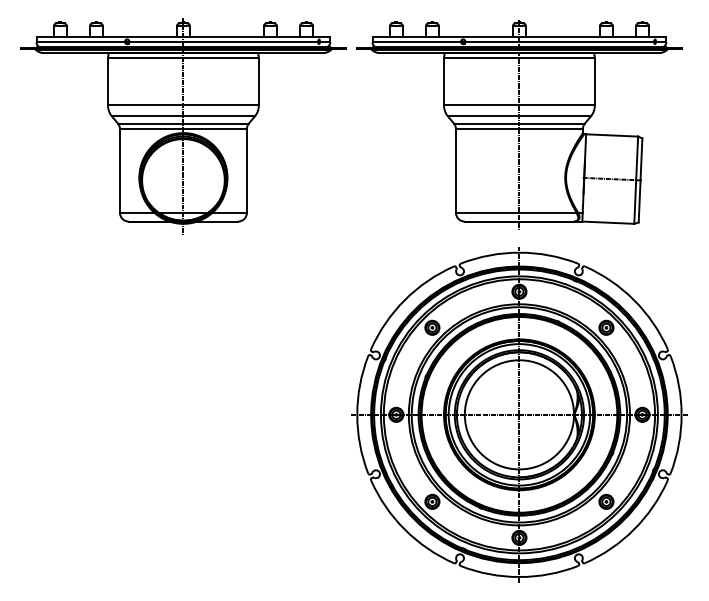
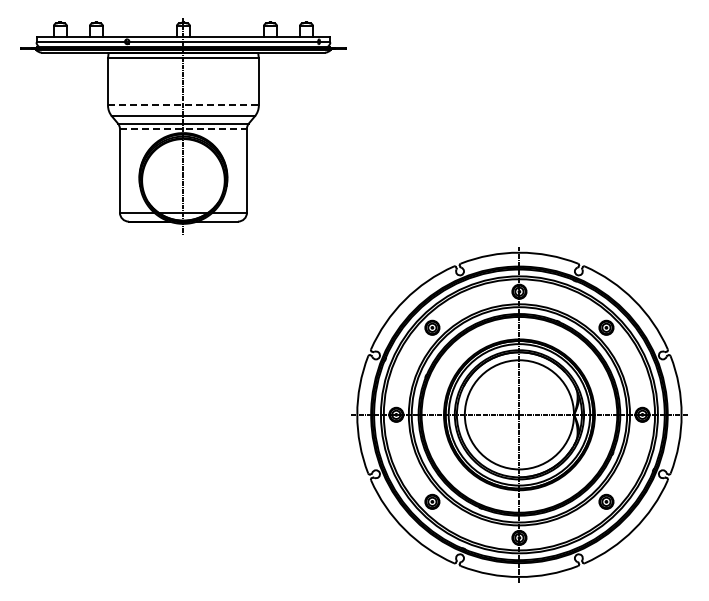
line: solid -> dashed (183, 105)
part: present -> none (519, 124)
line: solid -> dashed (183, 128)
